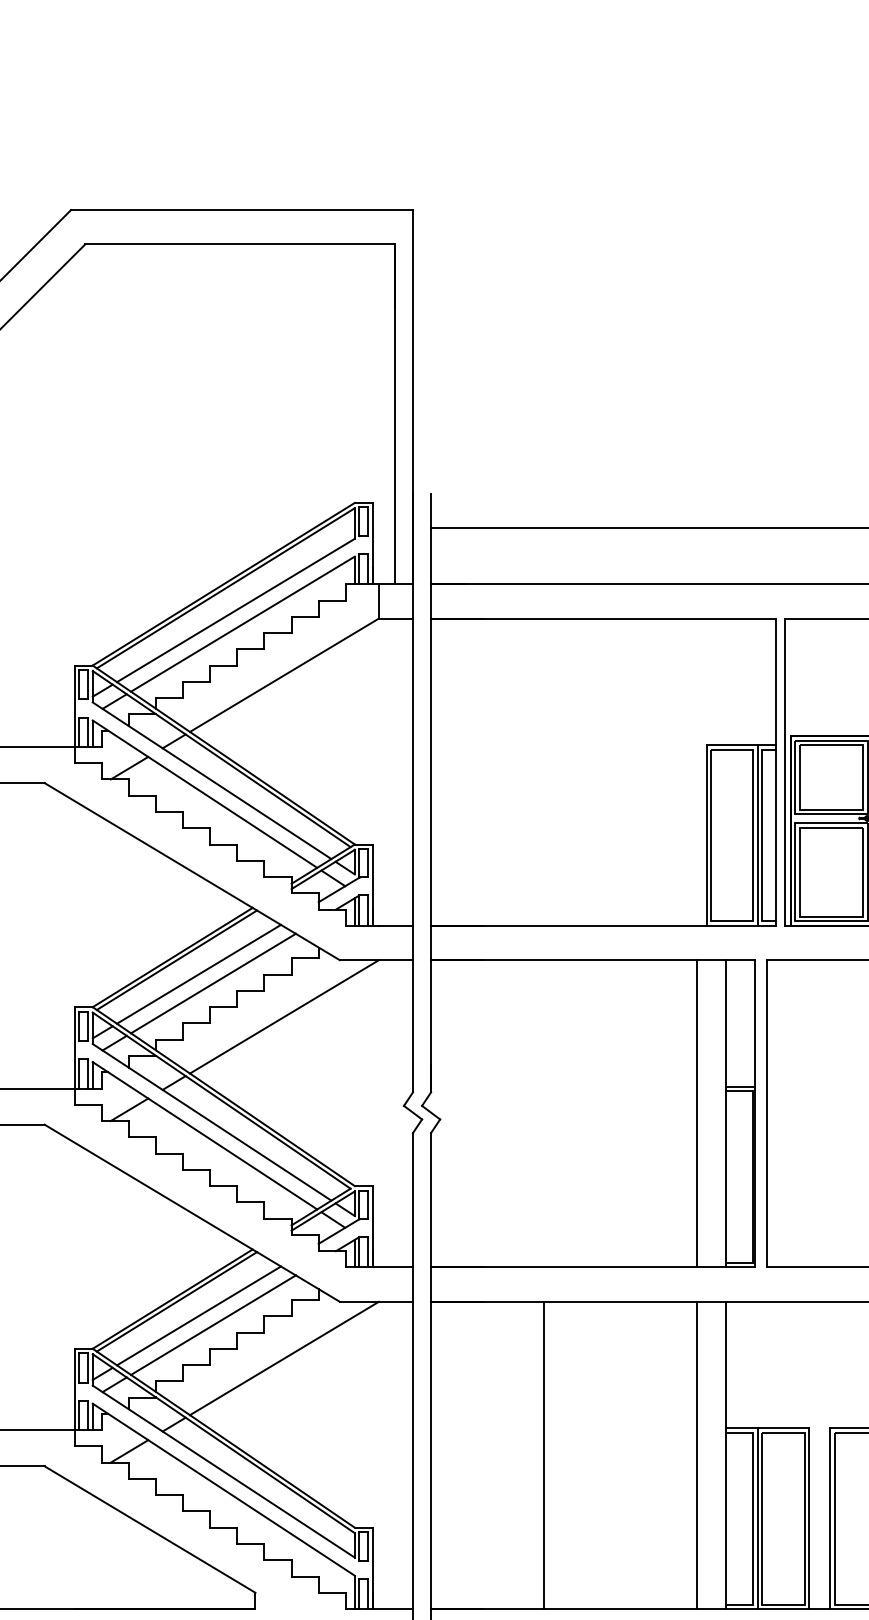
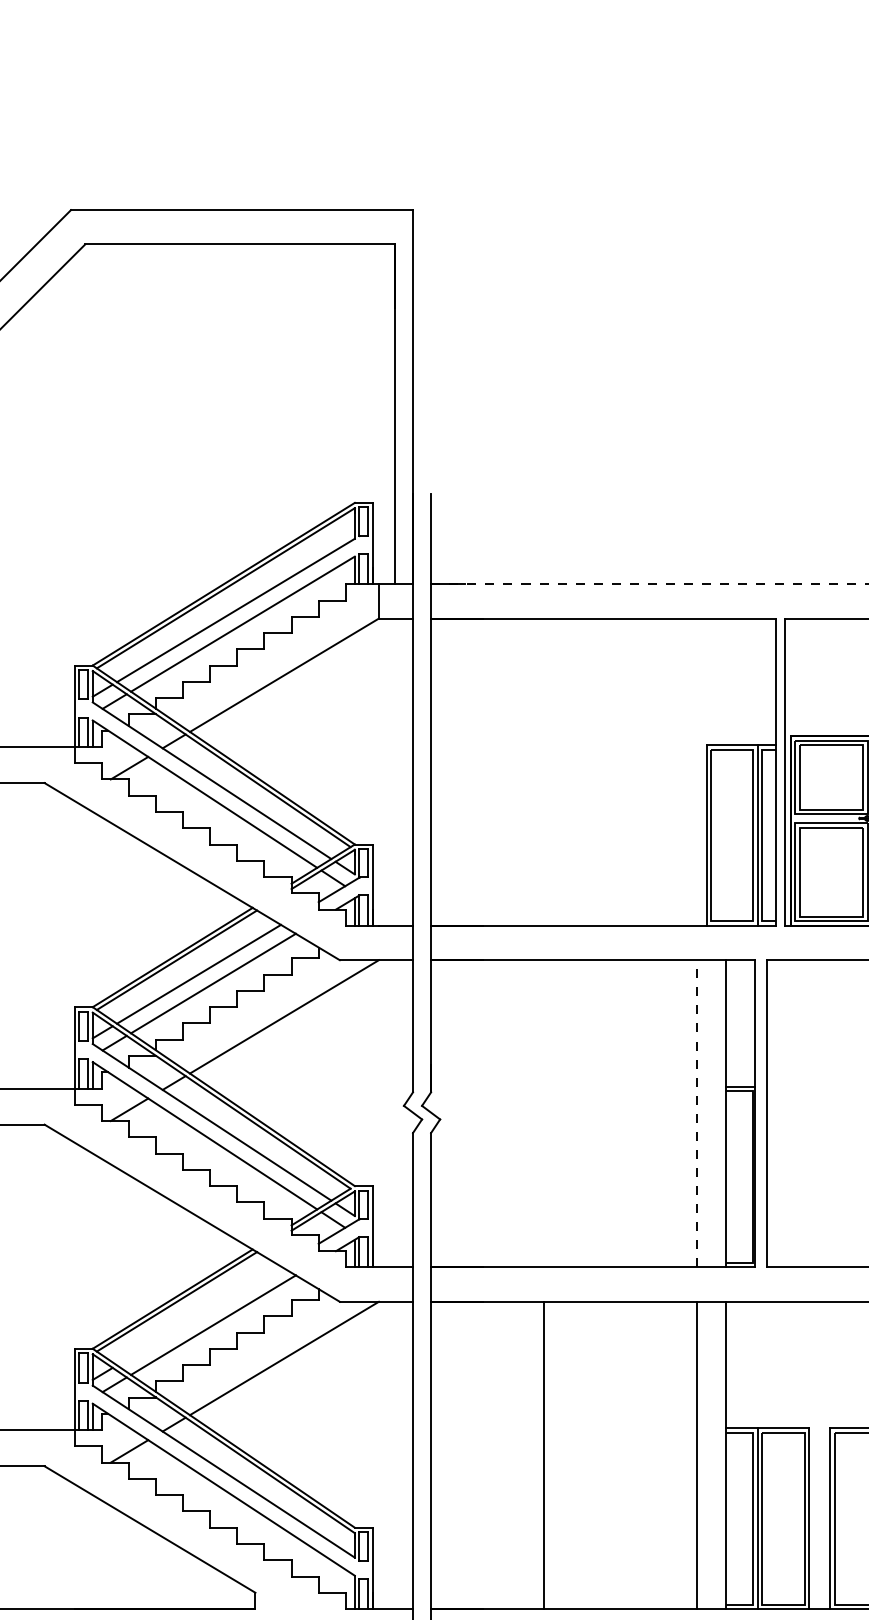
line: present -> none (648, 528)
line: solid -> dashed (650, 584)
line: solid -> dashed (697, 1113)
line: present -> none (199, 1315)
